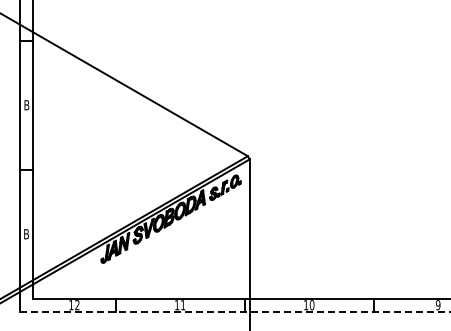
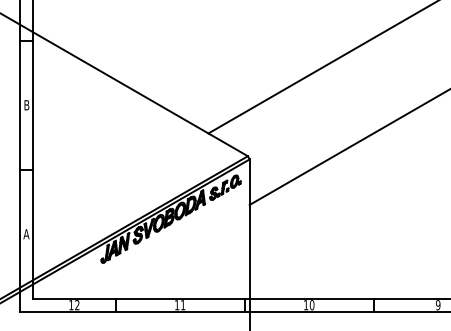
line: none -> present (321, 67)
line: none -> present (348, 147)
text: B -> A (26, 234)
line: dashed -> solid (235, 311)
